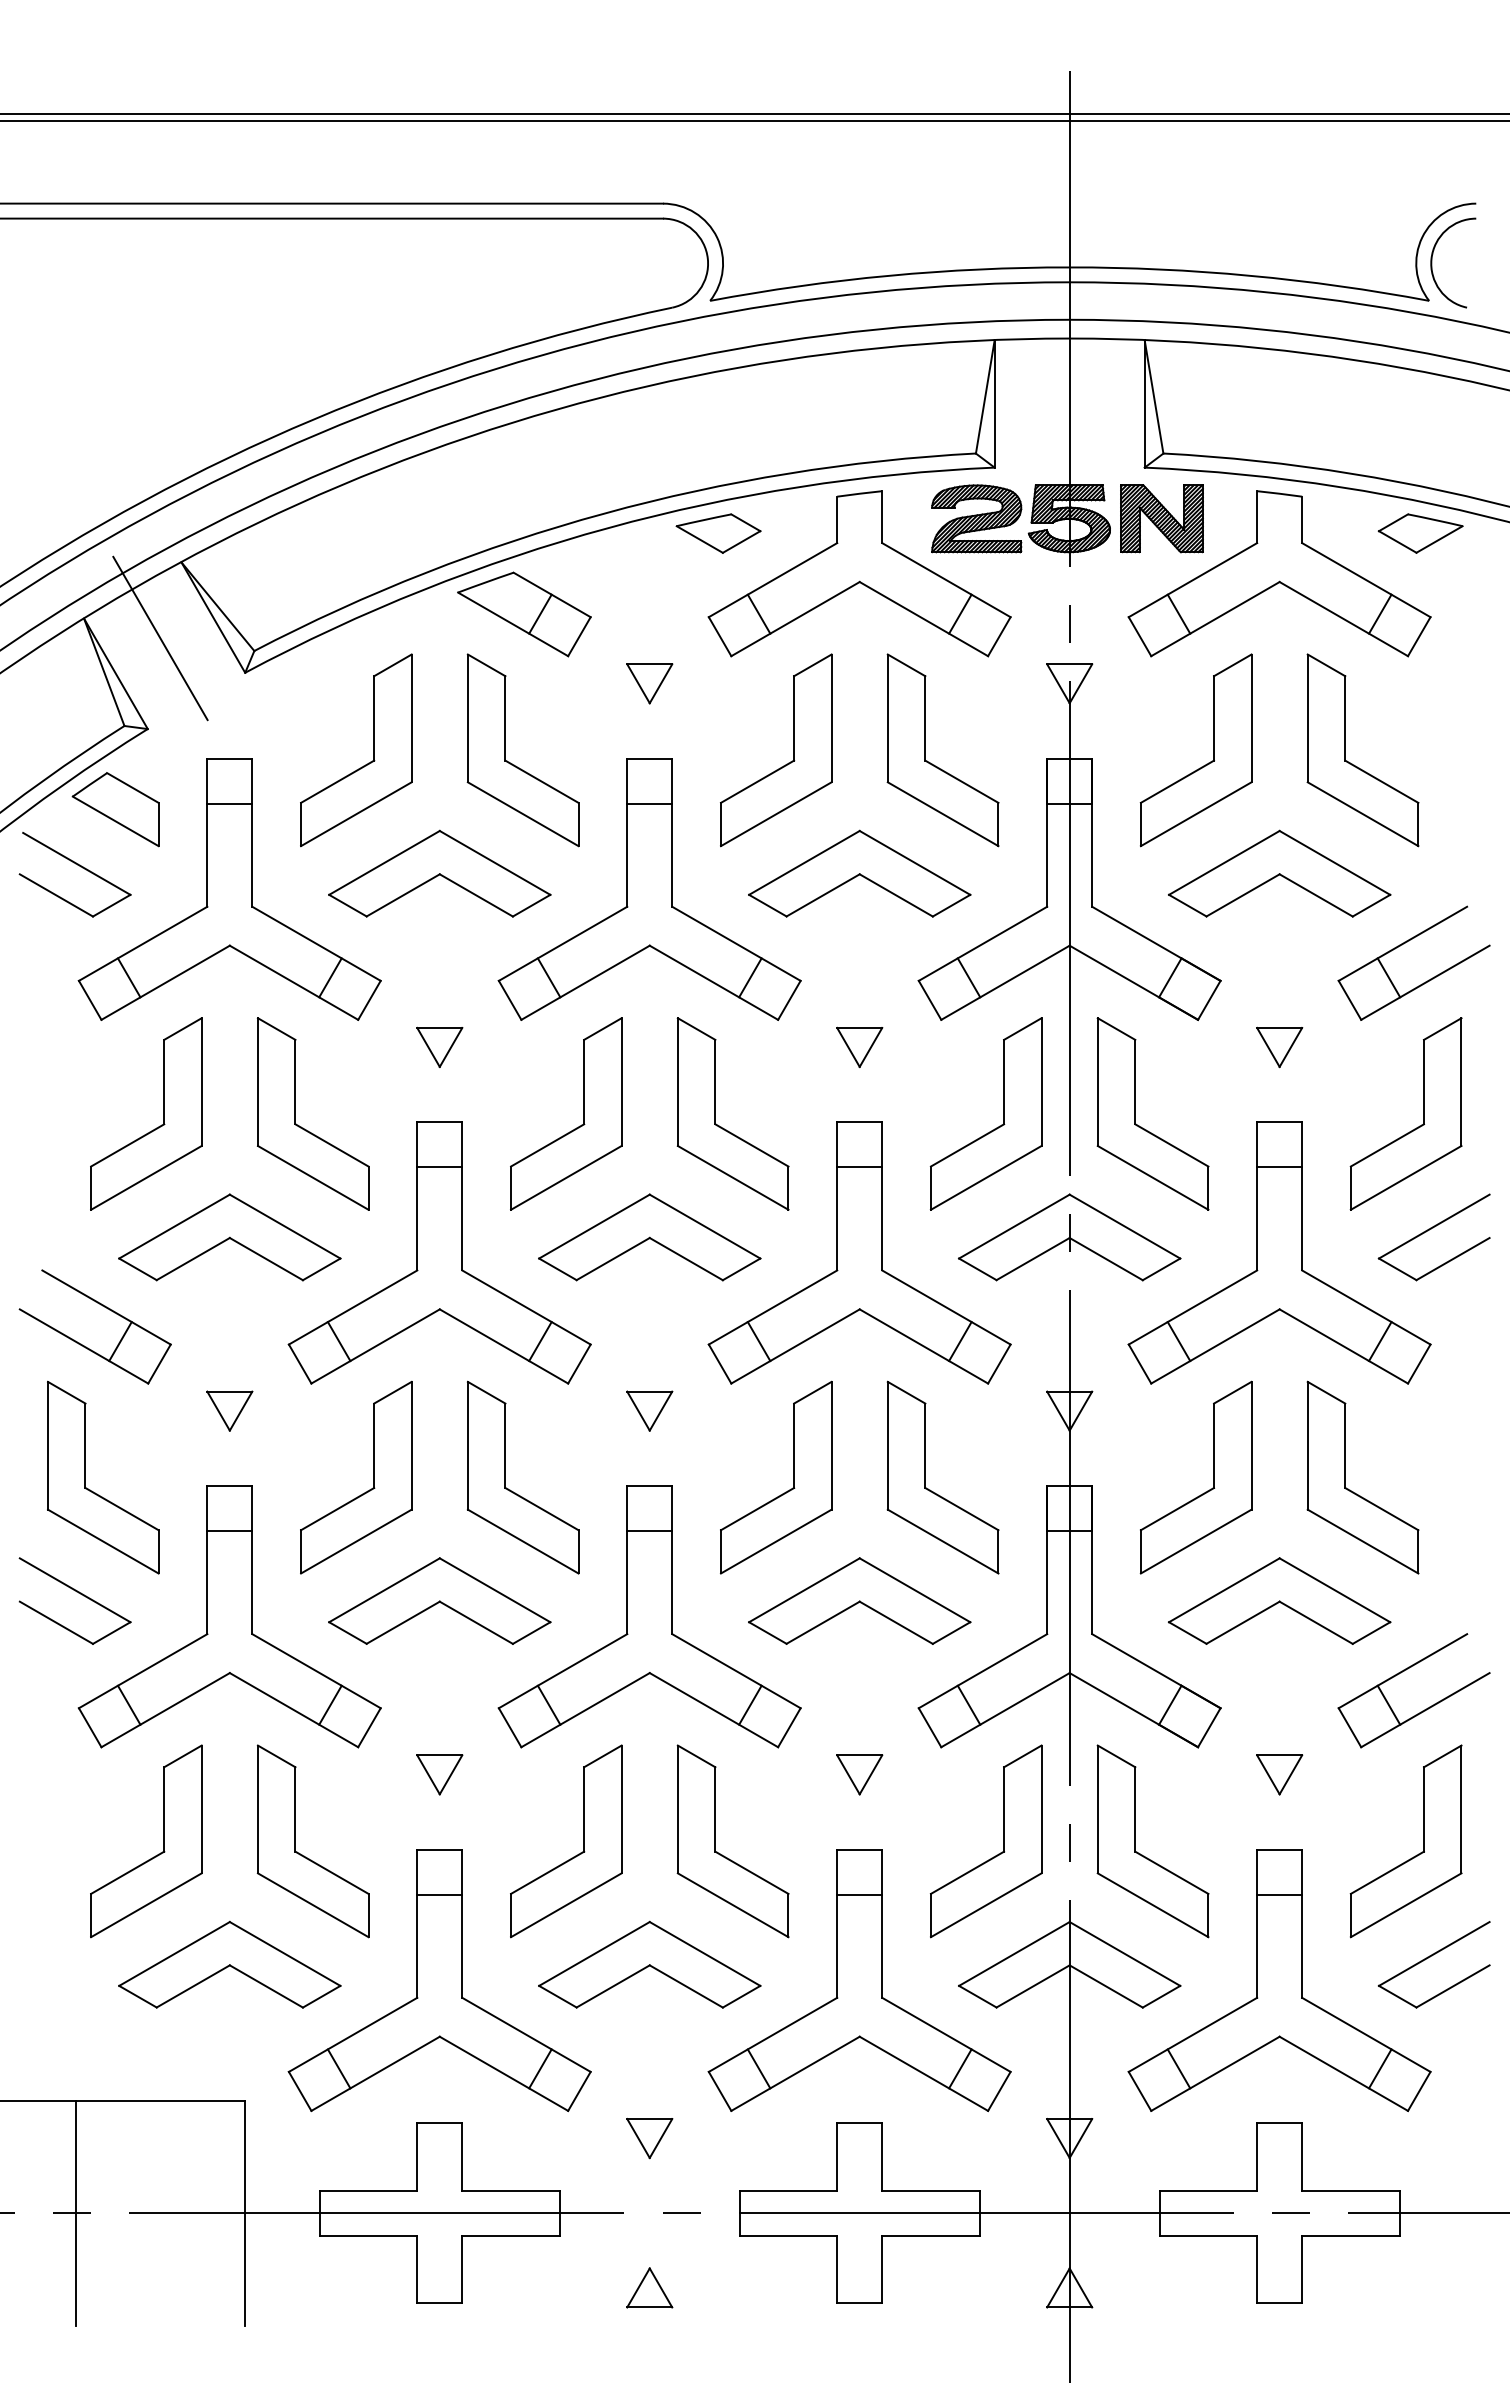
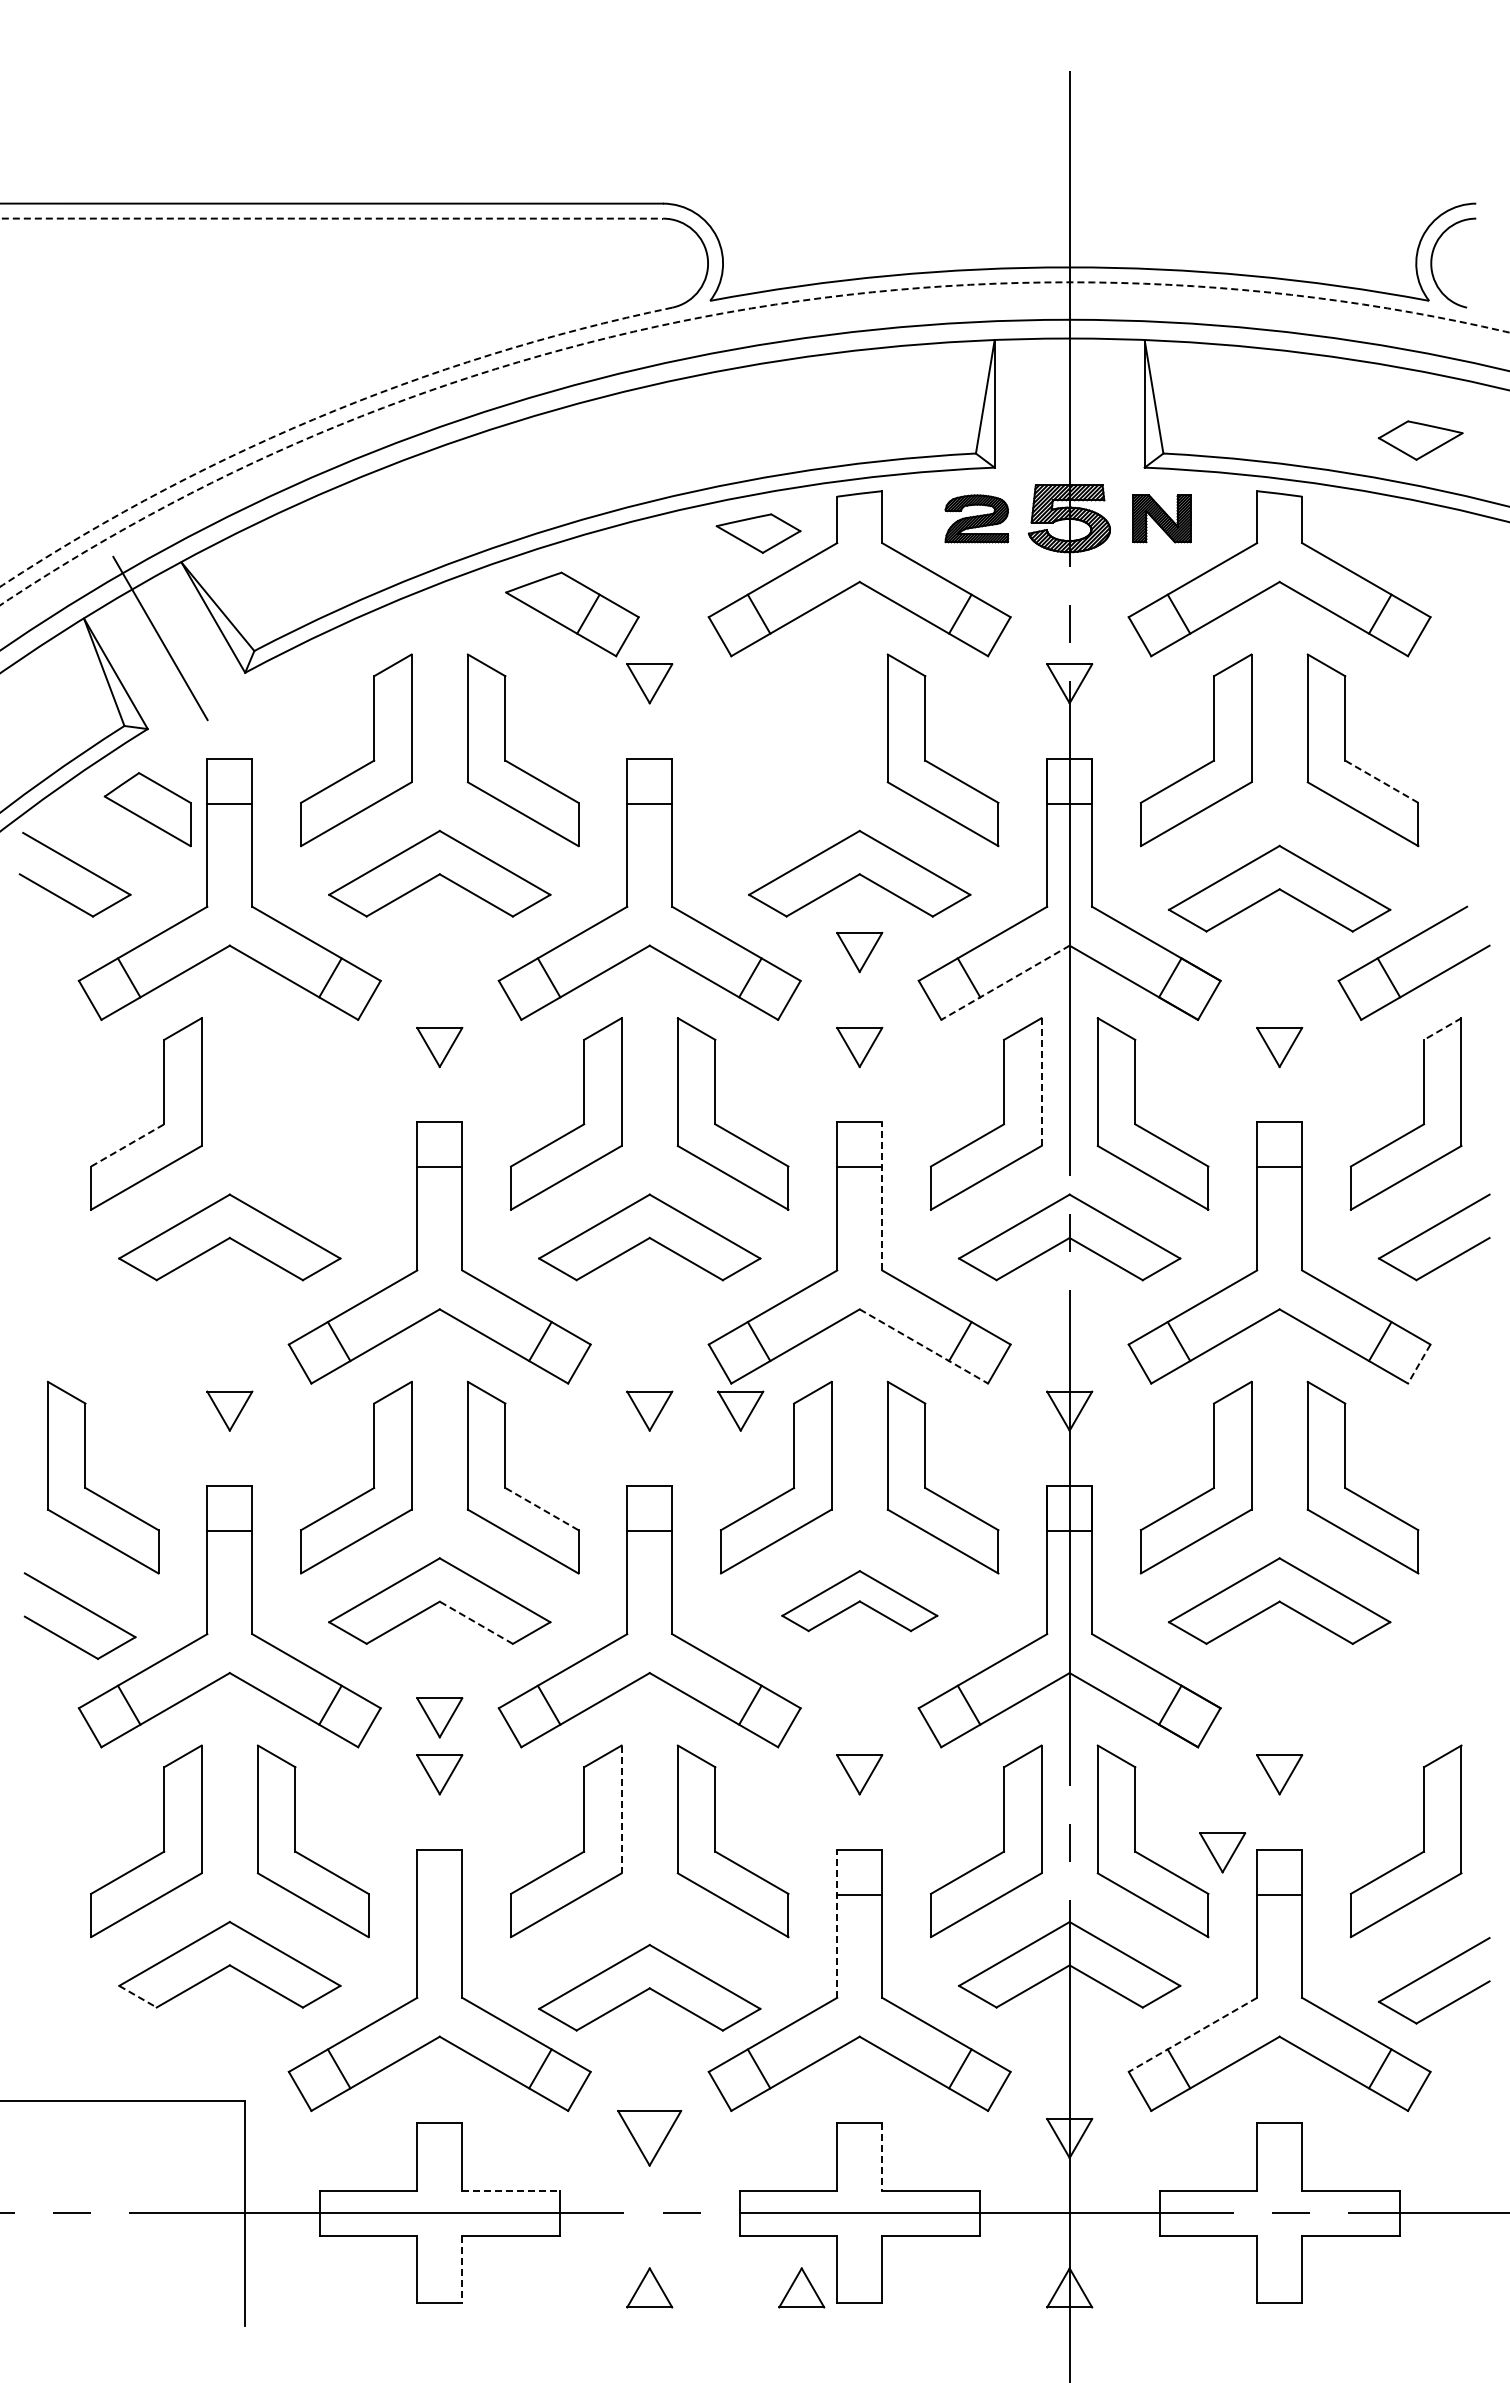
line: present -> none (754, 113)
line: present -> none (754, 121)
line: solid -> dashed (332, 218)
arc: solid -> dashed (322, 415)
circle: solid -> dashed (754, 443)
part size: 92x70 px -> 65x50 px (976, 518)
part size: 84x70 px -> 60x50 px (1161, 518)
part position: (718, 533) -> (758, 533) (758, 533)
part position: (1420, 533) -> (1420, 440) (1420, 440)
part position: (524, 614) -> (572, 614) (572, 614)
part: present -> none (783, 765)
line: solid -> dashed (1381, 781)
part position: (115, 809) -> (147, 809) (147, 809)
part position: (1279, 873) -> (1279, 888) (1279, 888)
part: none -> present (859, 952)
line: solid -> dashed (1005, 983)
line: solid -> dashed (1442, 1029)
line: solid -> dashed (1041, 1082)
part: present -> none (303, 1127)
line: solid -> dashed (128, 1145)
line: solid -> dashed (882, 1195)
part: present -> none (107, 1309)
line: solid -> dashed (924, 1346)
line: solid -> dashed (1419, 1364)
part: none -> present (740, 1410)
line: solid -> dashed (541, 1508)
part position: (78, 1593) -> (83, 1608) (83, 1608)
part size: 224x88 px -> 158x63 px (859, 1601)
line: solid -> dashed (475, 1622)
part: present -> none (1401, 1673)
part: none -> present (439, 1717)
line: solid -> dashed (621, 1809)
part: none -> present (1222, 1852)
line: present -> none (439, 1894)
line: solid -> dashed (837, 1923)
part position: (1430, 1957) -> (1430, 1973) (1430, 1973)
part position: (649, 1964) -> (649, 1987) (649, 1987)
line: solid -> dashed (137, 1996)
line: solid -> dashed (1192, 2035)
part size: 48x42 px -> 66x57 px (649, 2138)
line: solid -> dashed (882, 2156)
line: solid -> dashed (511, 2190)
line: present -> none (76, 2212)
line: solid -> dashed (462, 2269)
part: none -> present (801, 2287)
